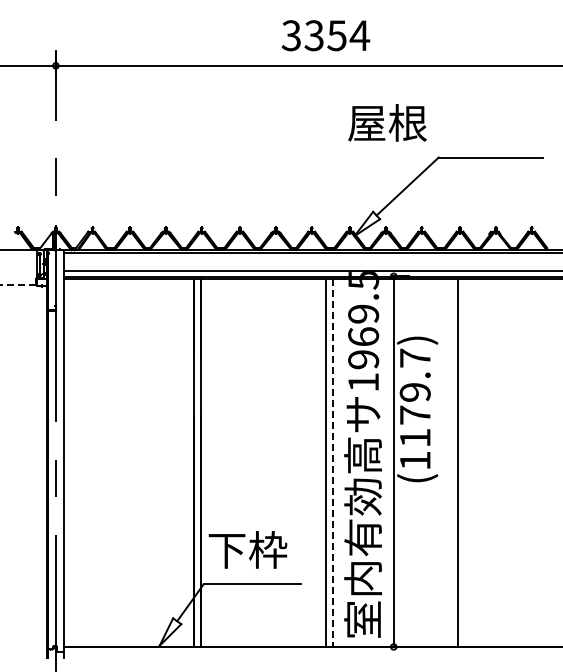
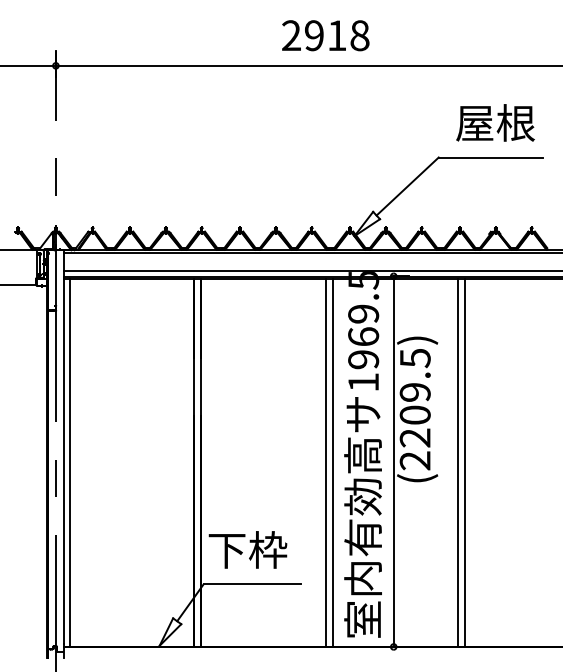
text: 3354 -> 2918 (325, 35)
text position: (387, 122) -> (495, 122) (495, 122)
line: dashed -> solid (18, 285)
text: (1179.7) -> (2209.5) (414, 409)
line: none -> present (69, 462)
line: none -> present (464, 462)
line: dashed -> solid (333, 463)
